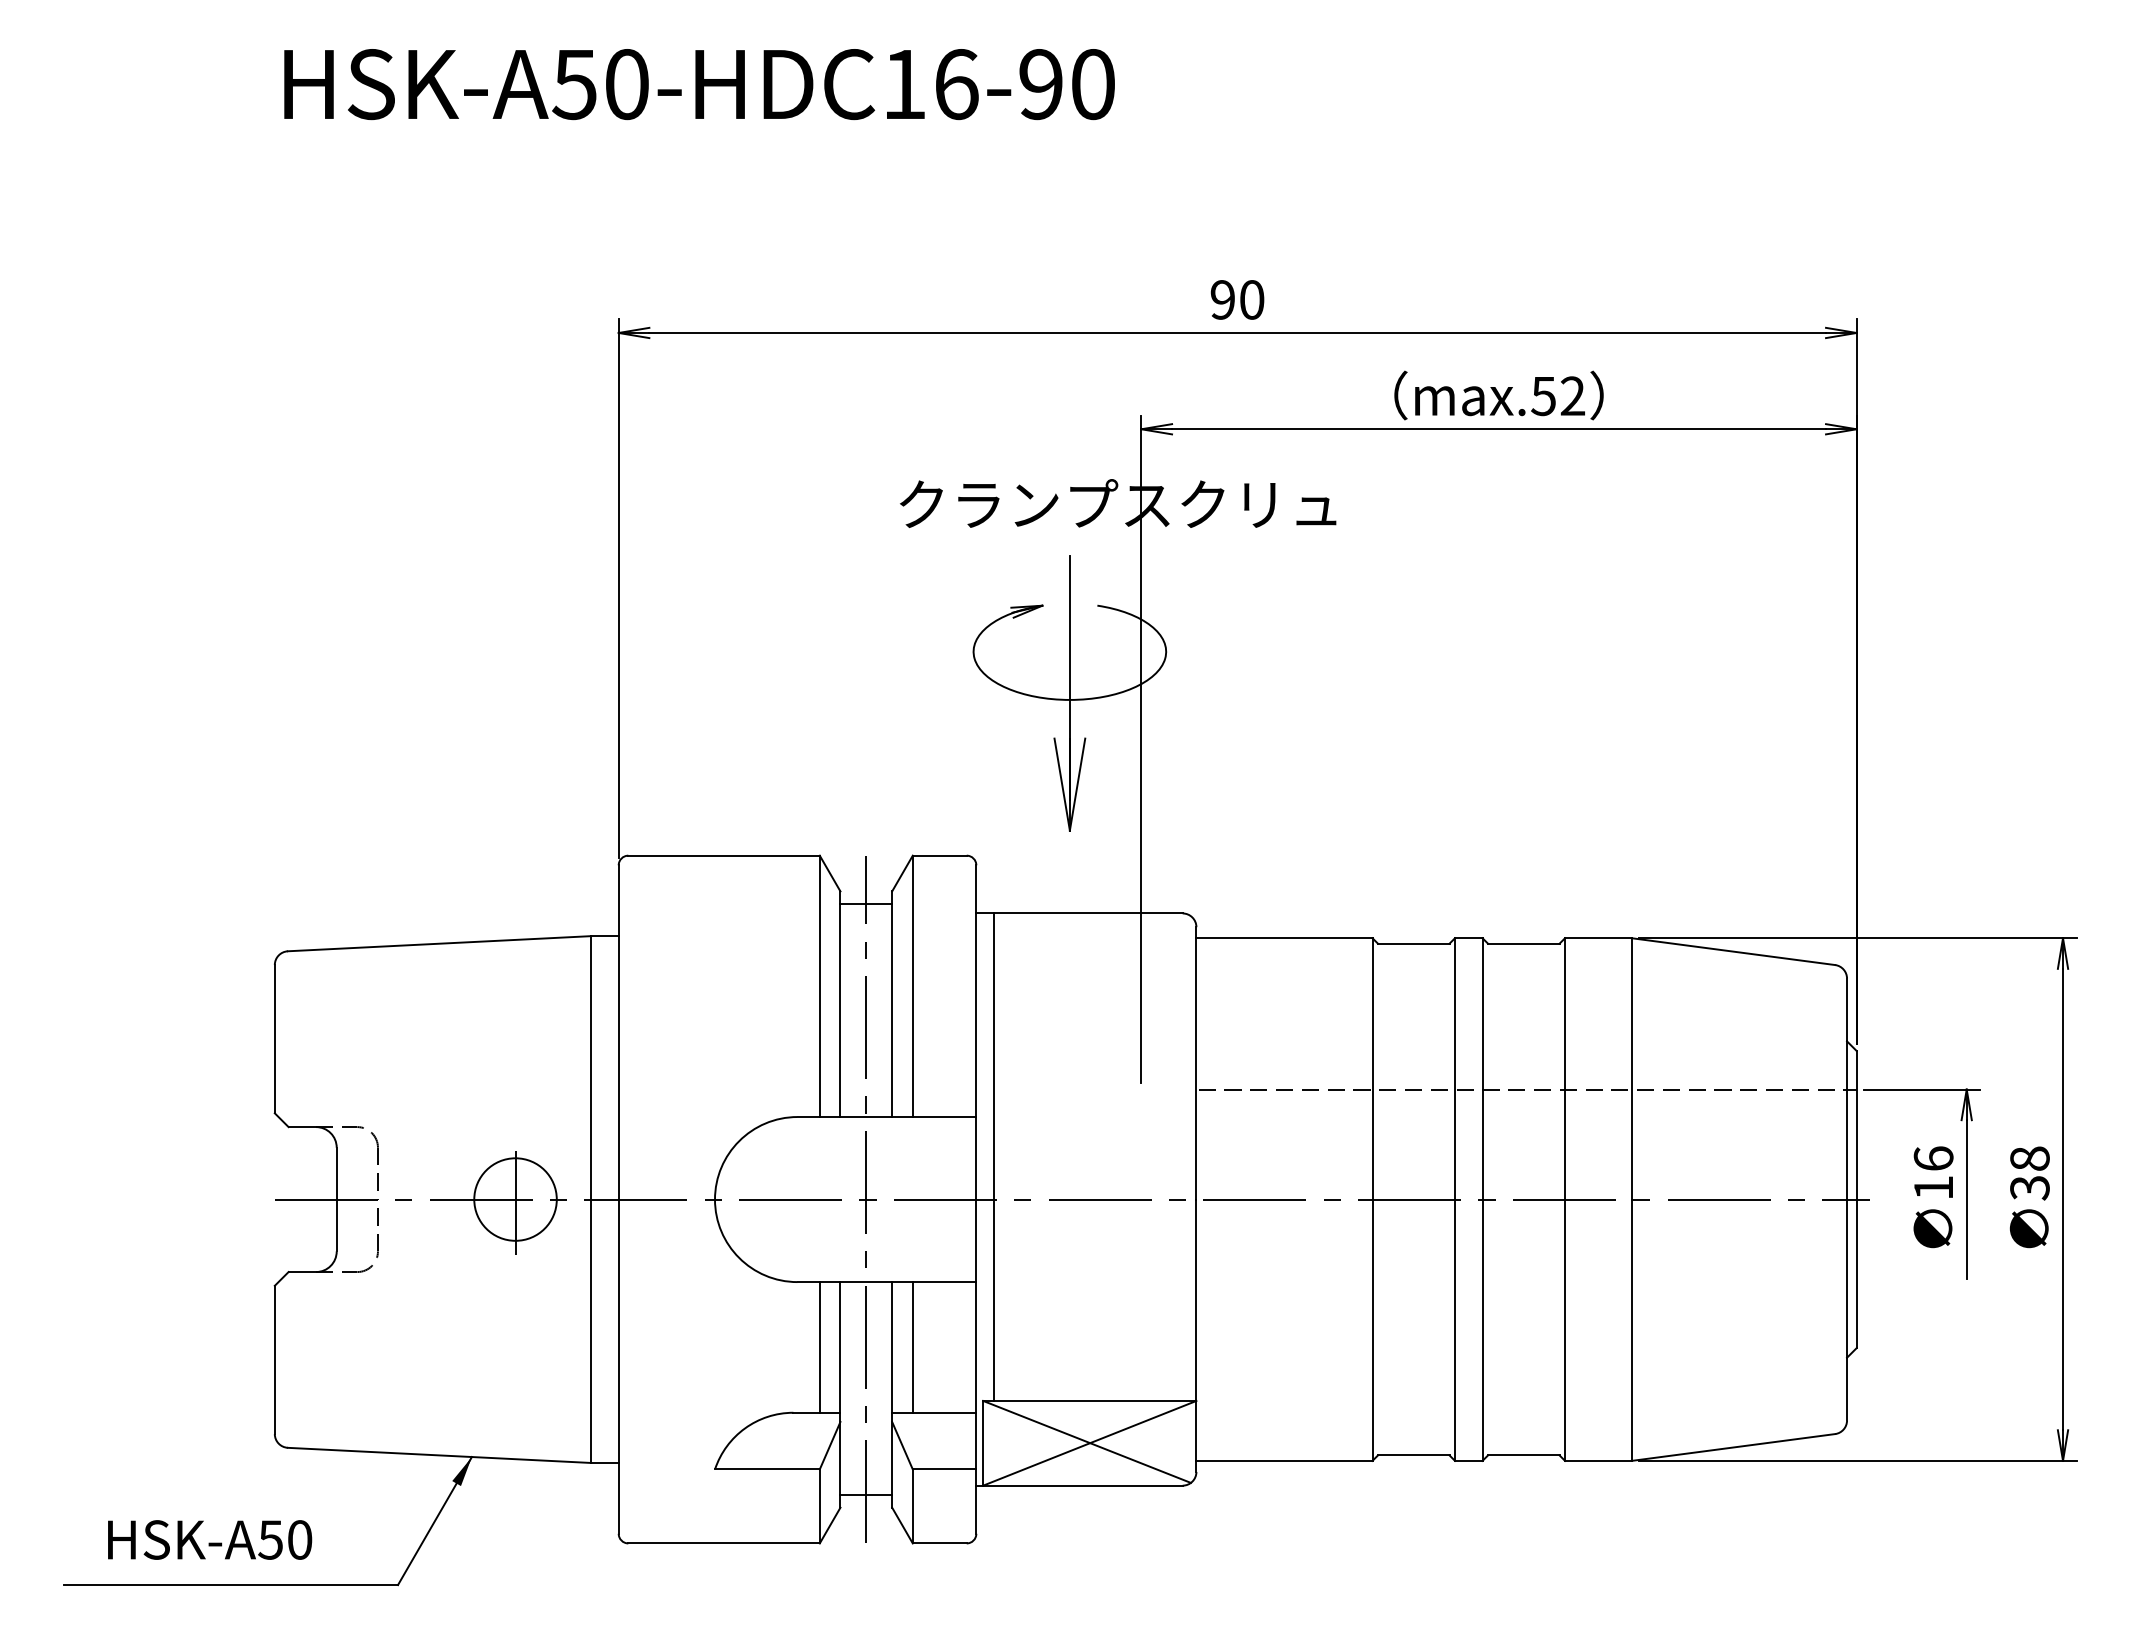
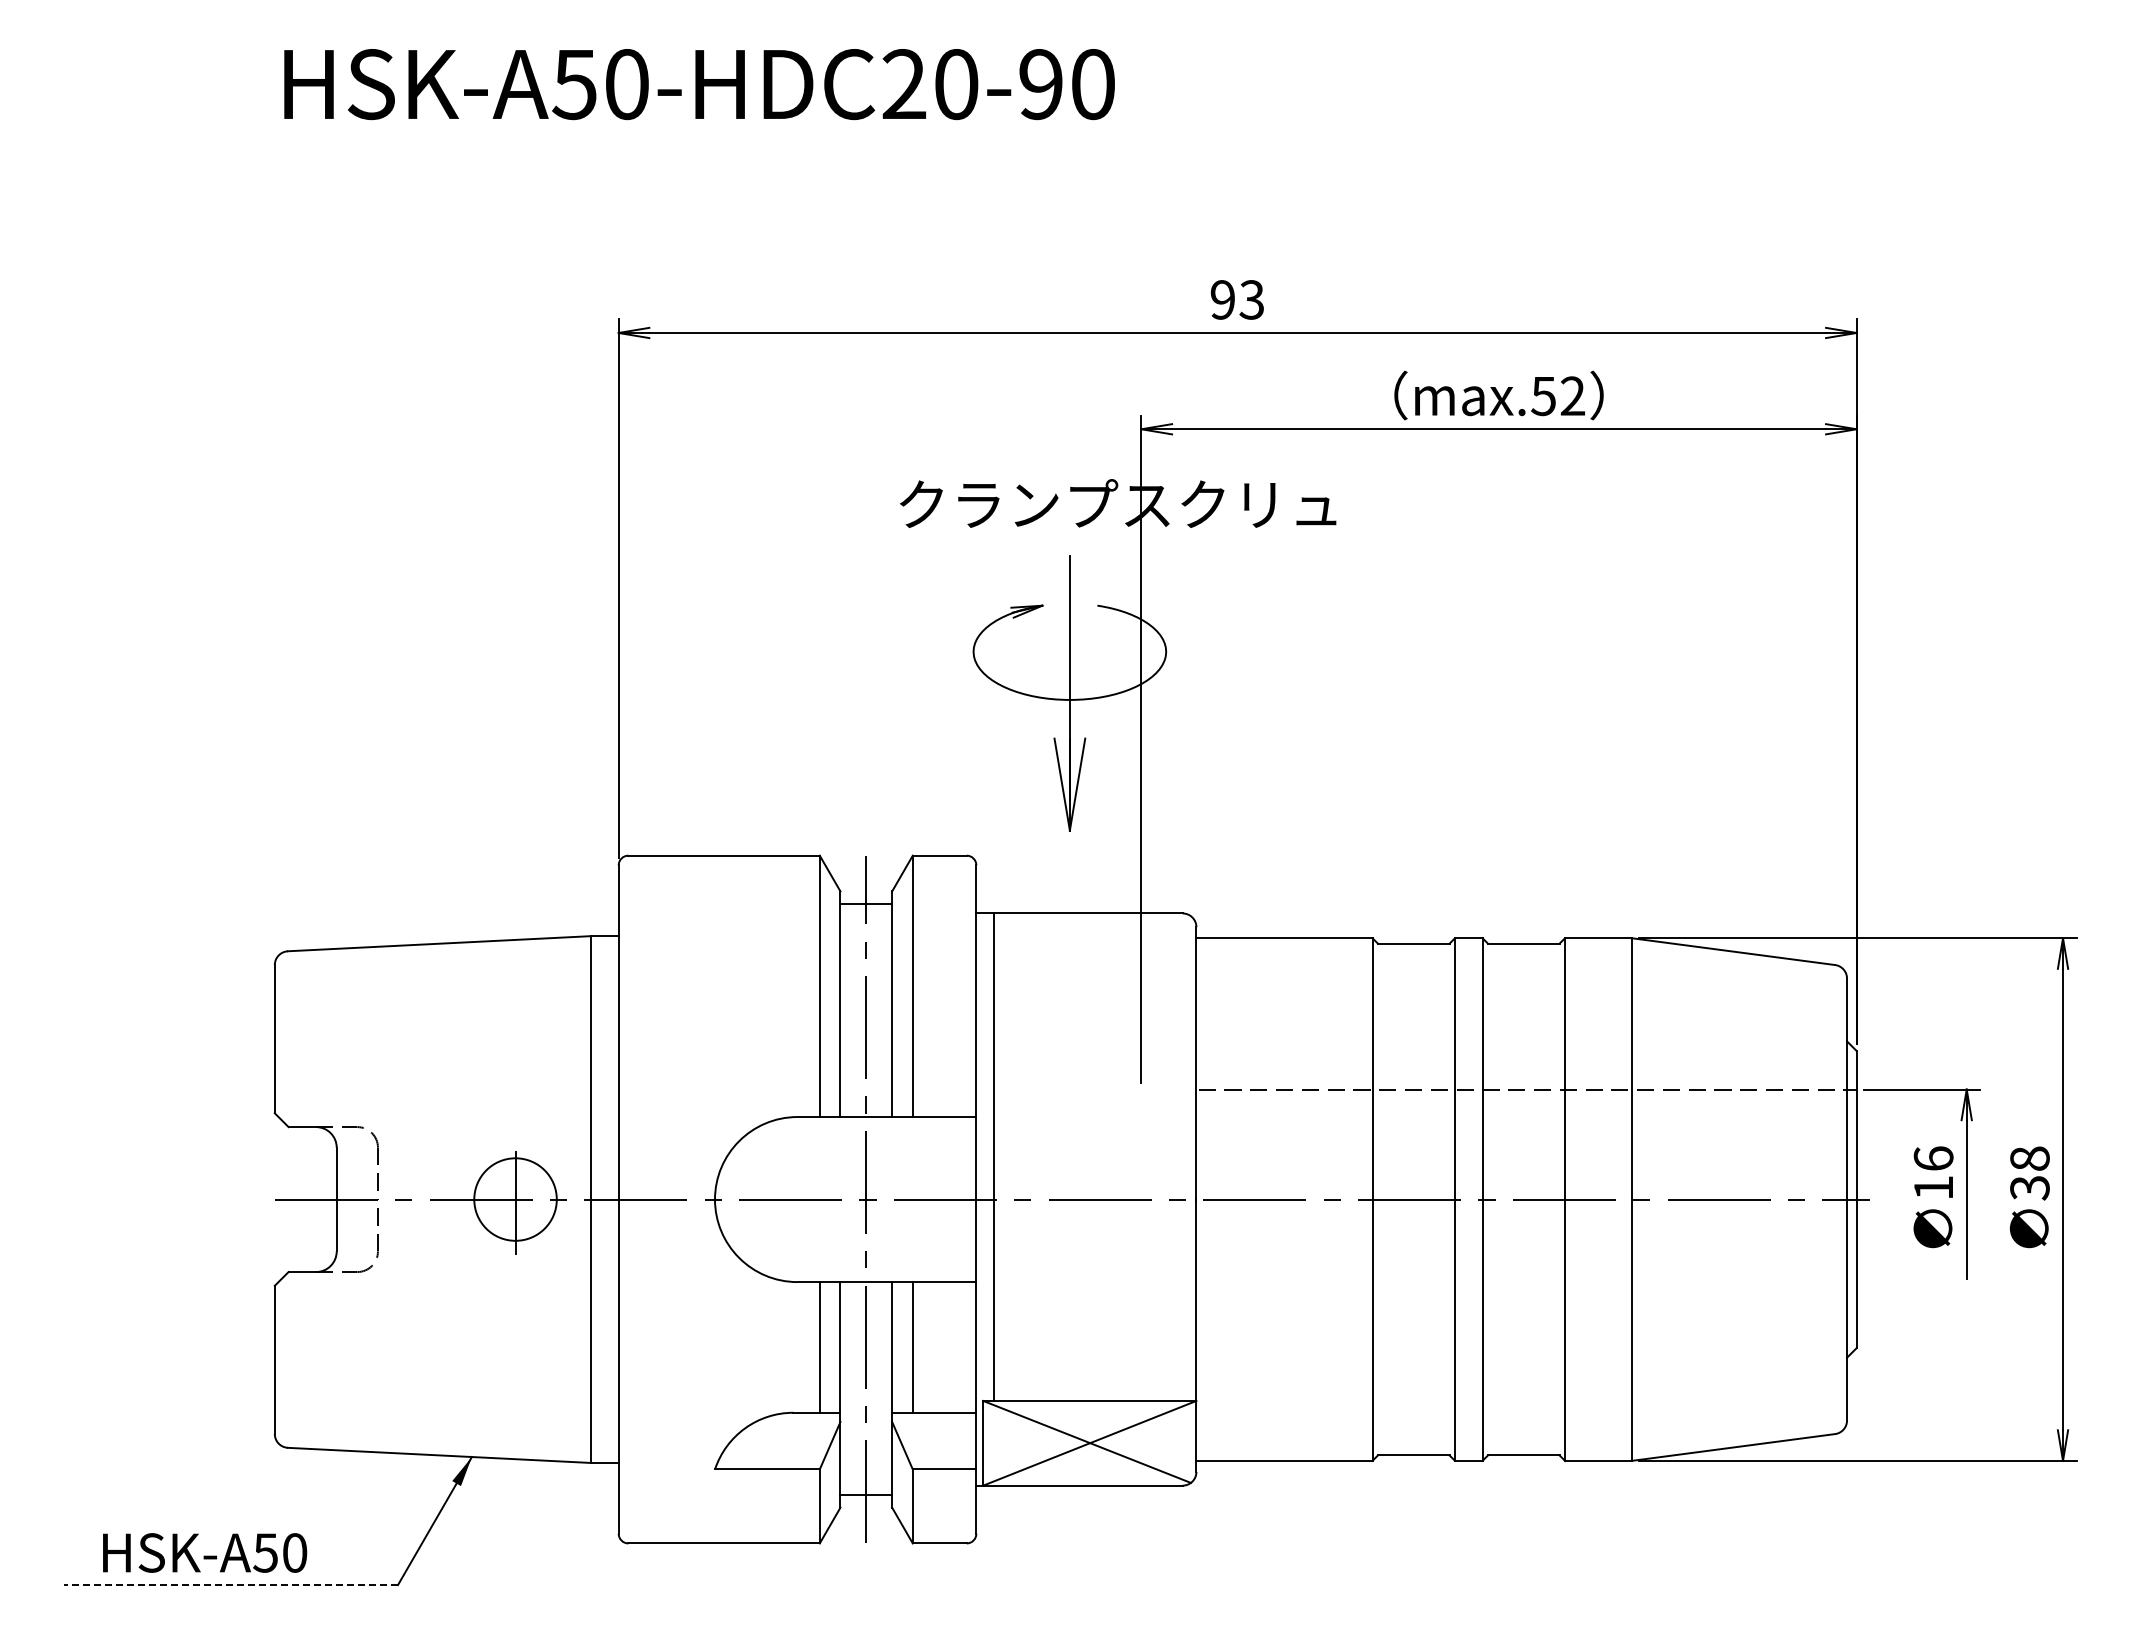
text: HSK-A50-HDC16-90 -> HSK-A50-HDC20-90 (930, 84)
text: 90 -> 93 (1251, 299)
text position: (210, 1539) -> (205, 1552) (205, 1552)
line: solid -> dashed (231, 1585)
